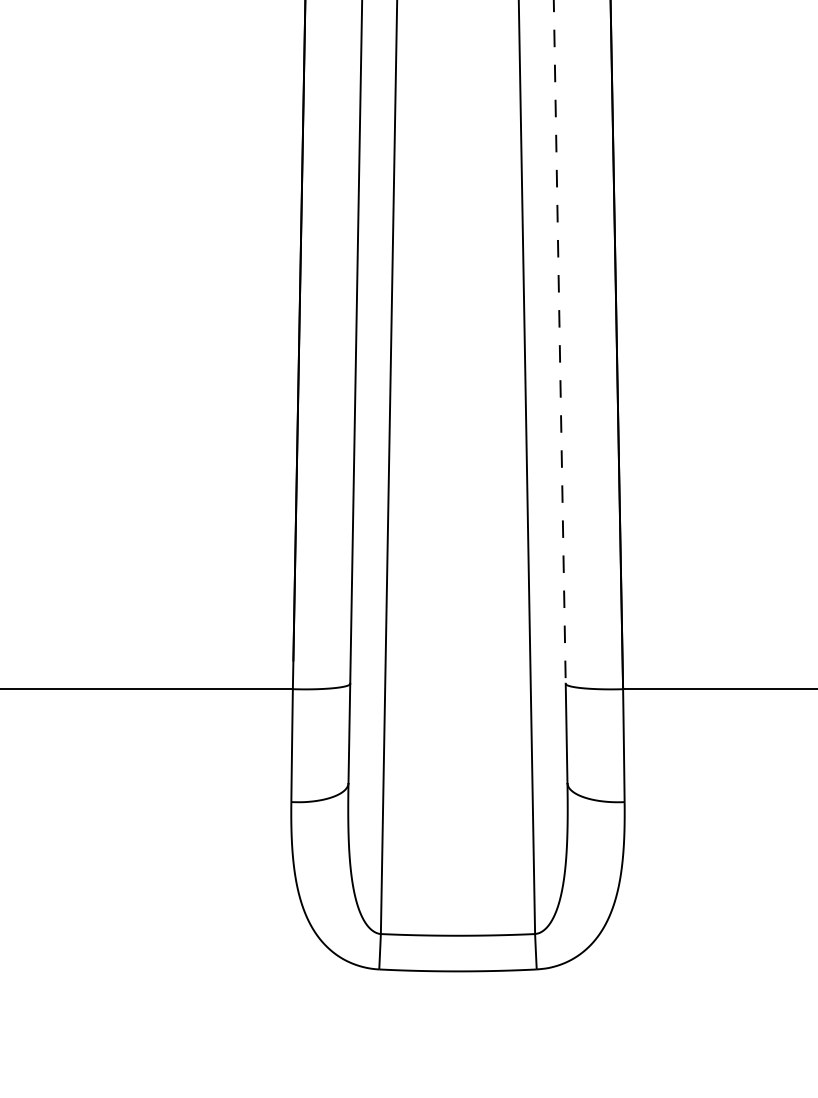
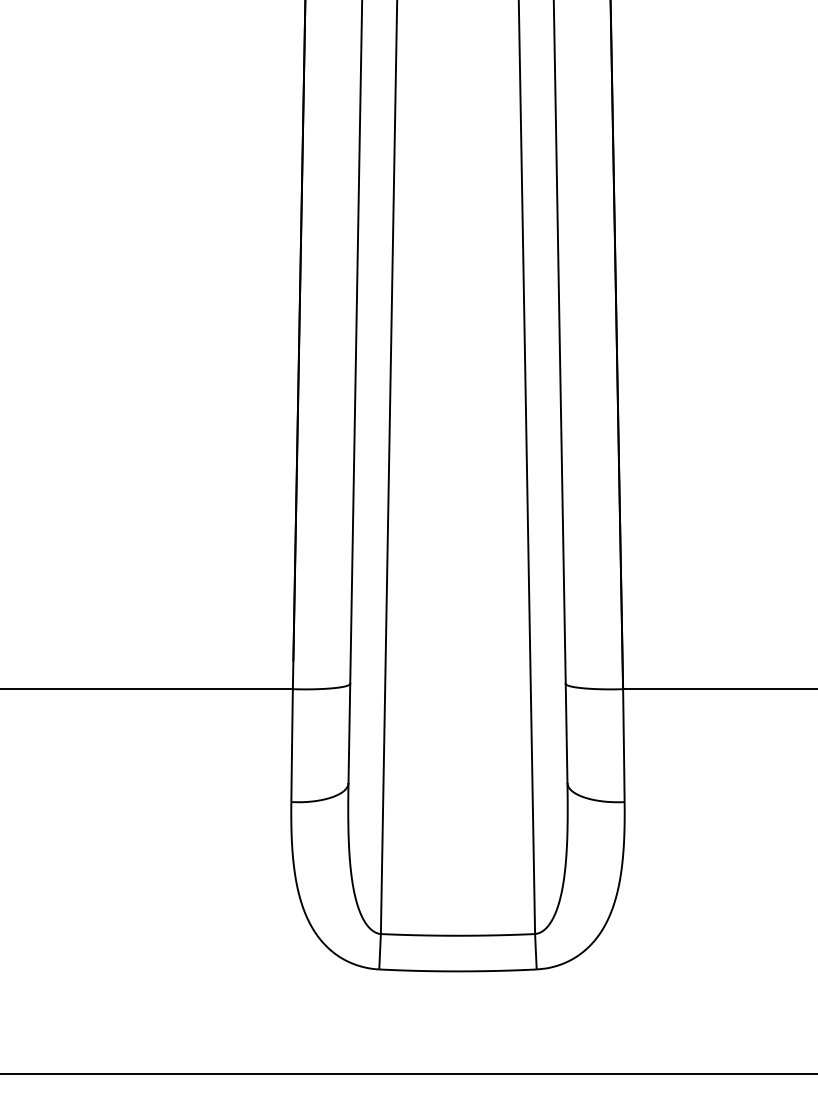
line: dashed -> solid (559, 342)
line: none -> present (408, 1074)
